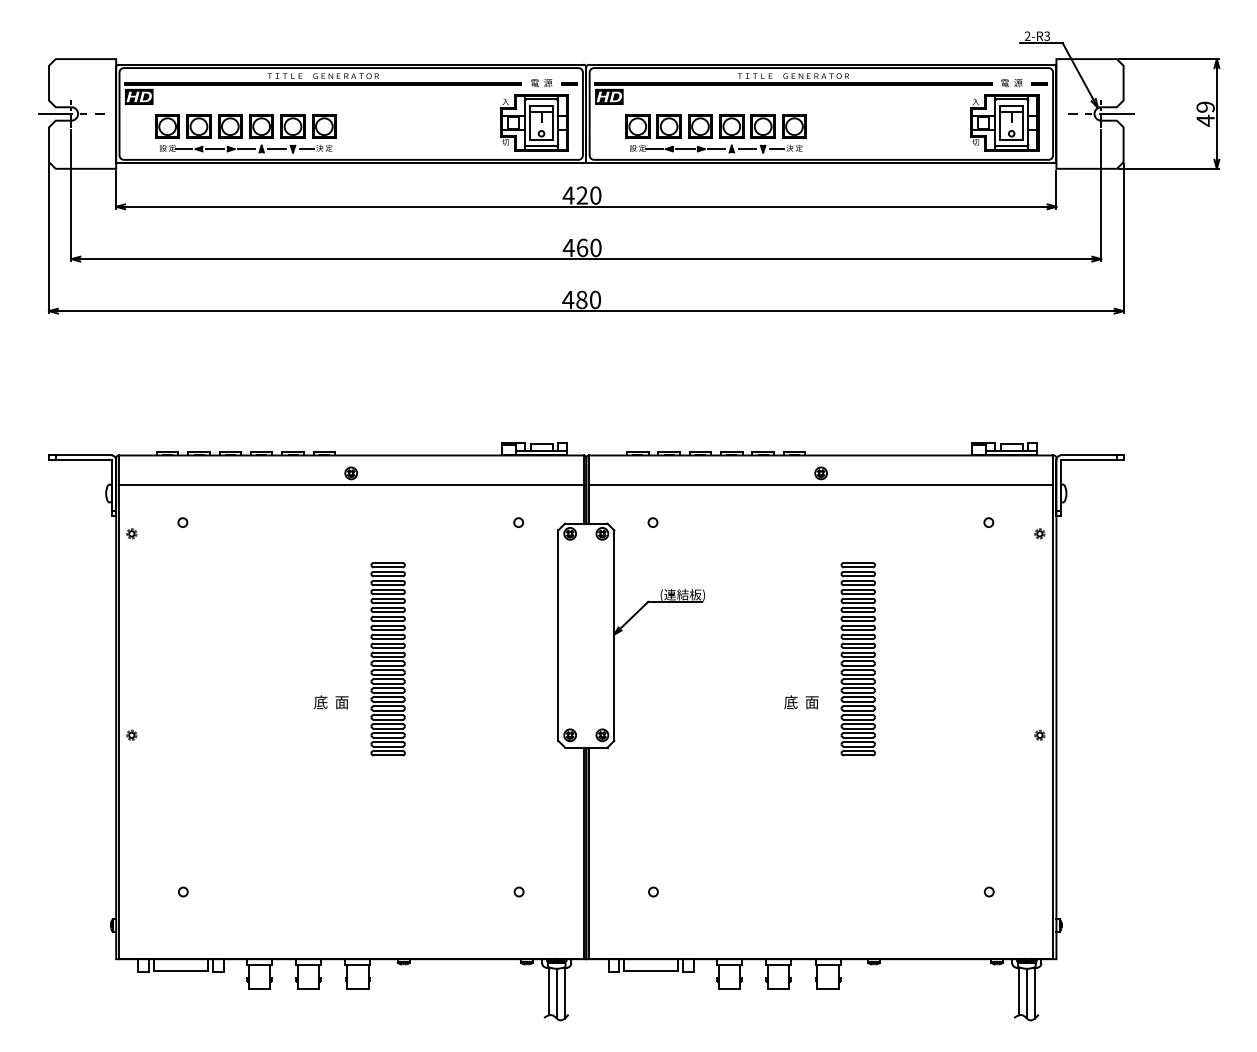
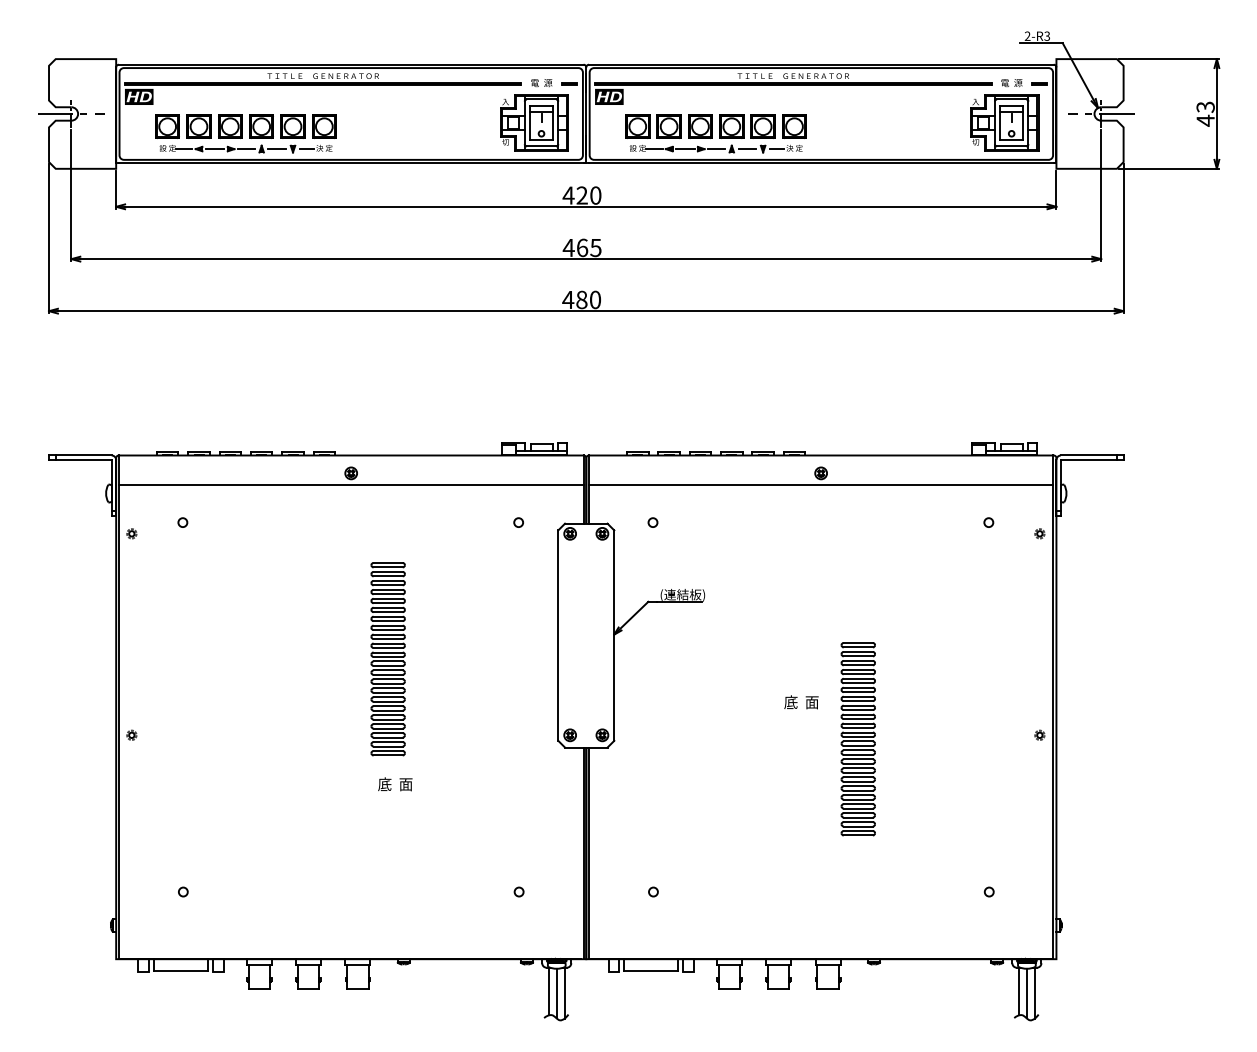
text: 49 -> 43 (1205, 106)
text: 460 -> 465 (595, 247)
part position: (857, 659) -> (857, 739) (857, 739)
text position: (331, 702) -> (395, 784) (395, 784)
